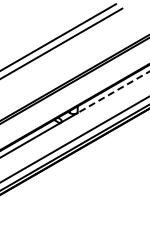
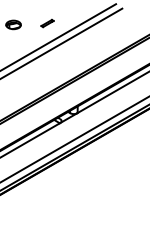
part: none -> present (47, 23)
part: none -> present (13, 24)
line: dashed -> solid (113, 92)
